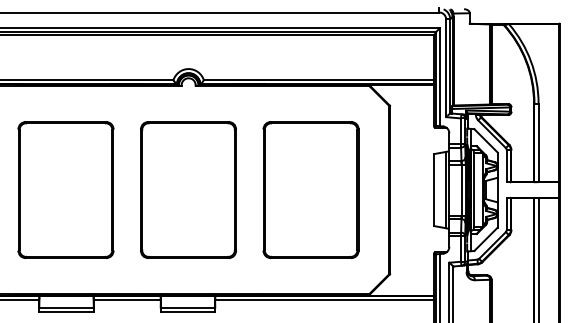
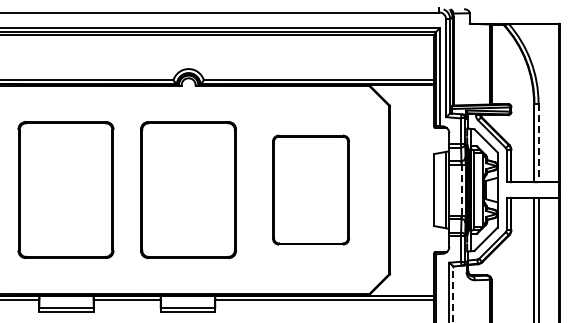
line: solid -> dashed (538, 143)
part size: 98x138 px -> 79x112 px (311, 189)
line: solid -> dashed (461, 190)
line: present -> none (439, 286)
line: solid -> dashed (453, 294)
